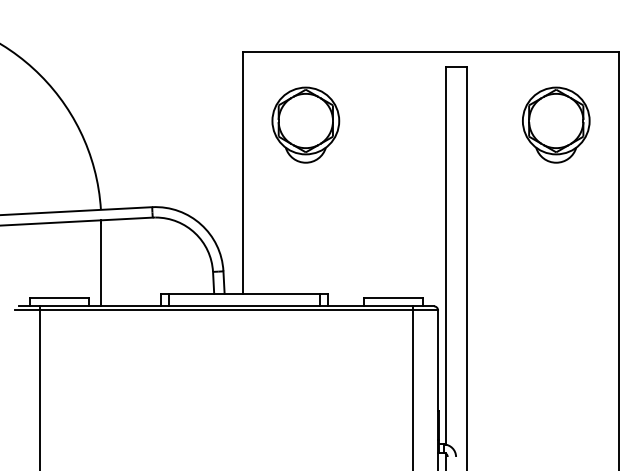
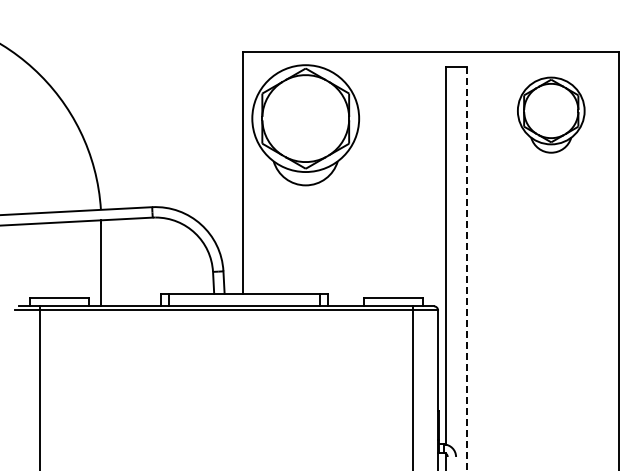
part size: 70x78 px -> 110x123 px (305, 125)
part position: (556, 124) -> (551, 114) (551, 114)
line: solid -> dashed (466, 268)
